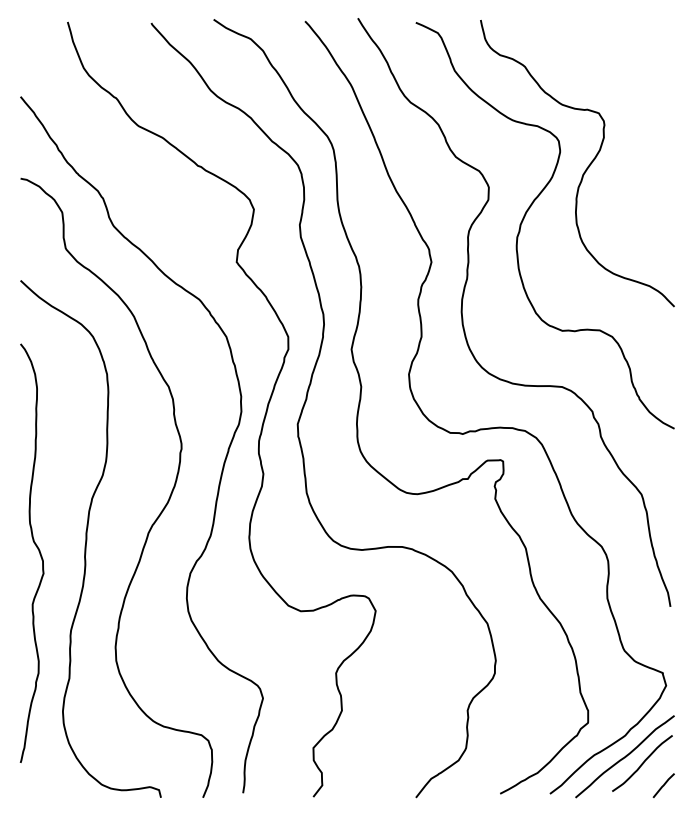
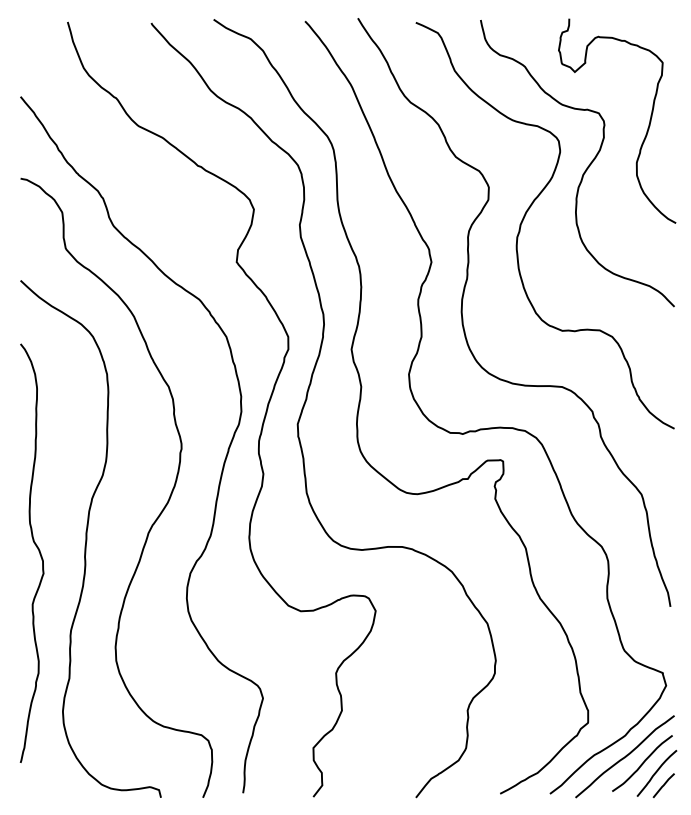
curve: none -> present (647, 127)
curve: none -> present (656, 772)
